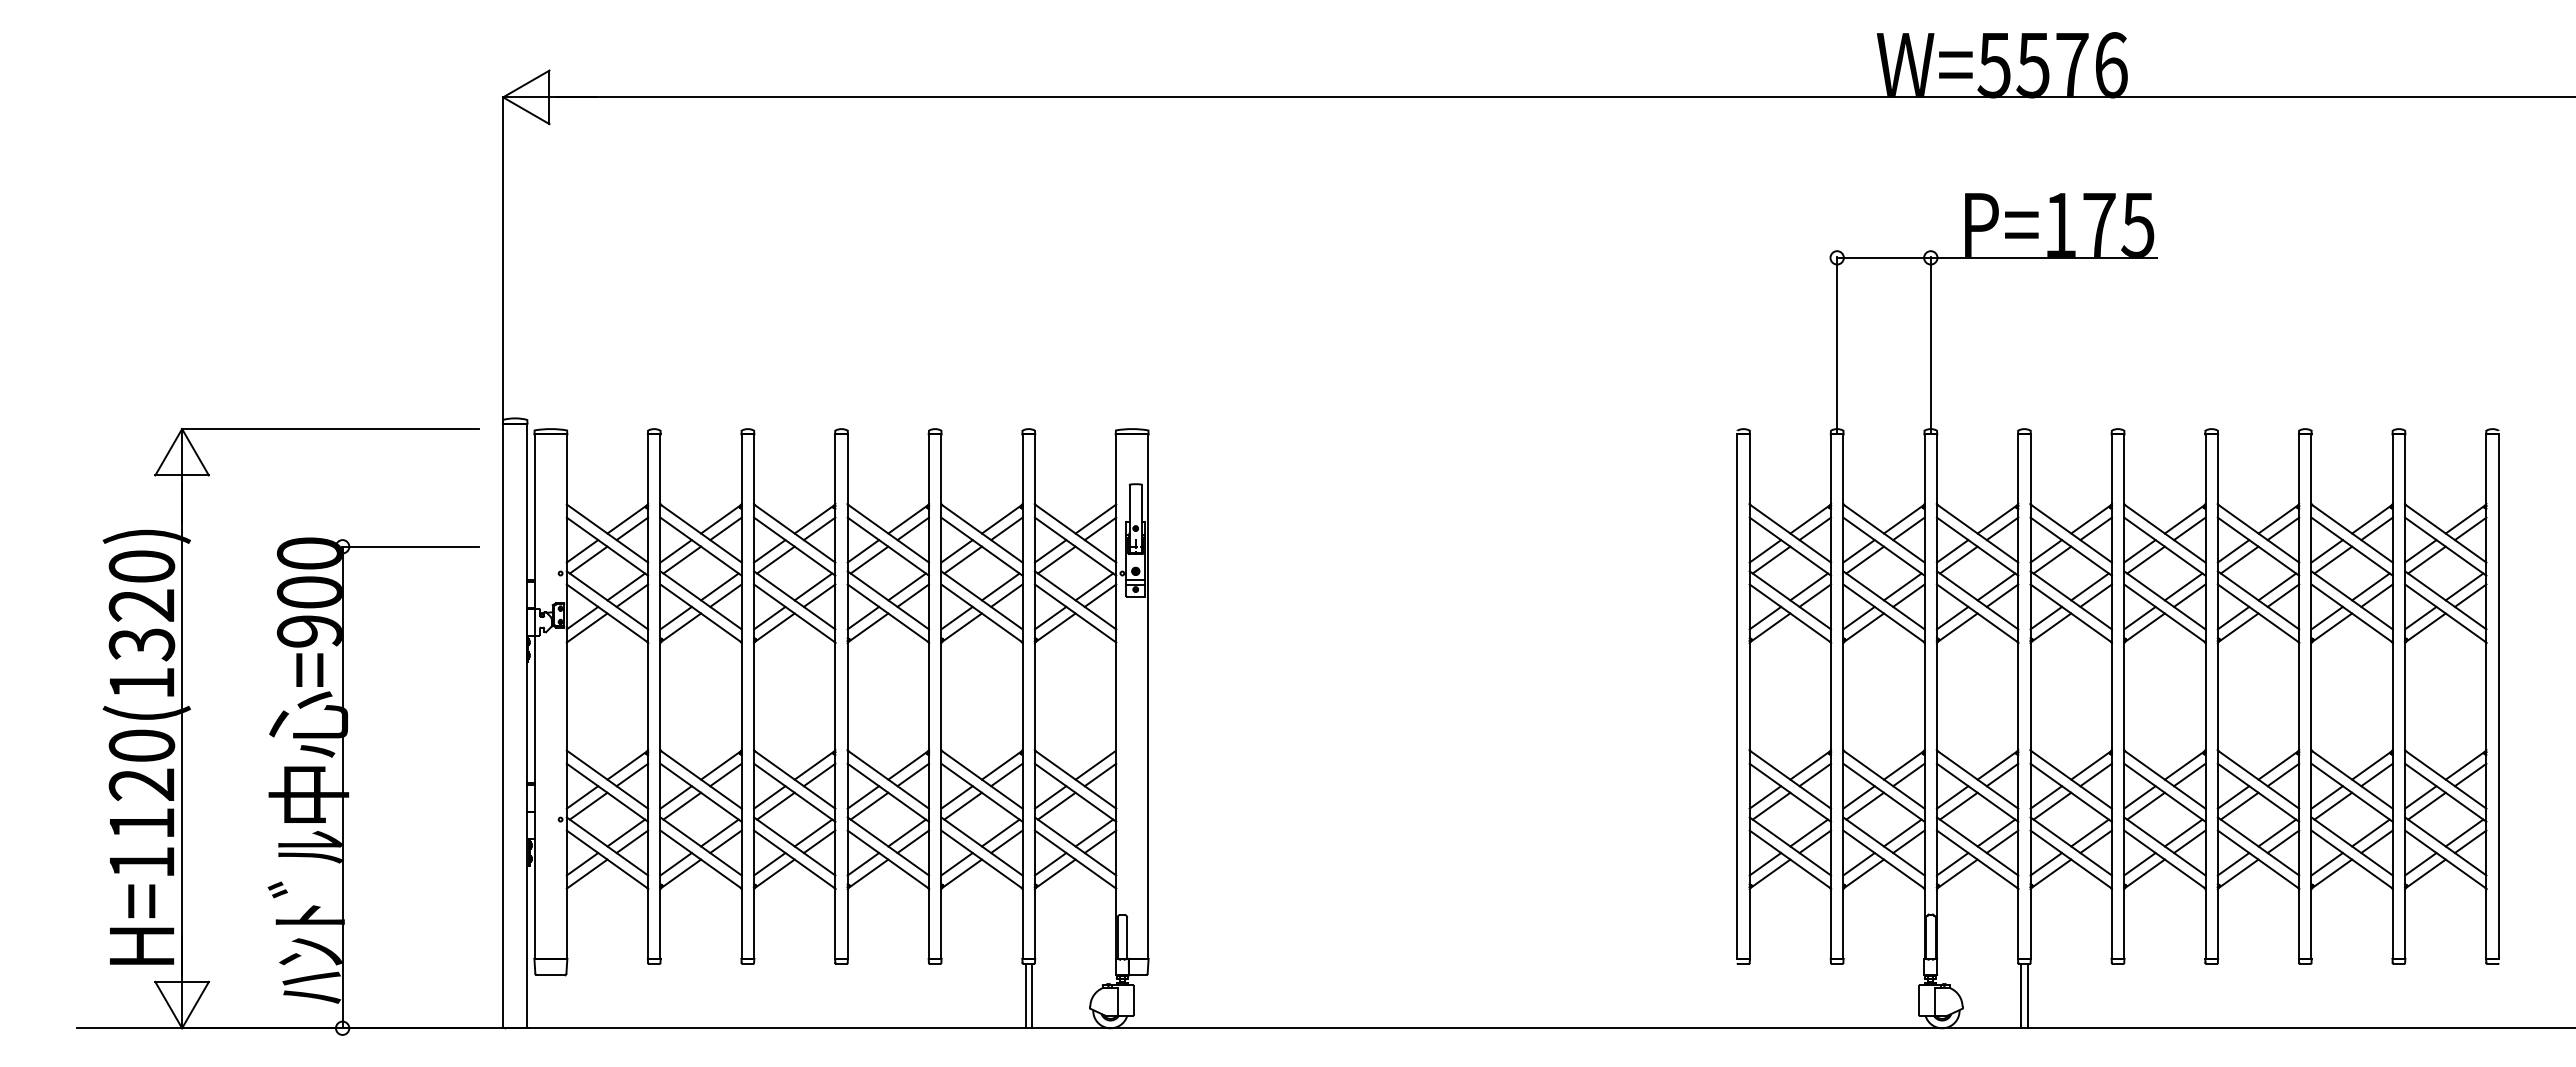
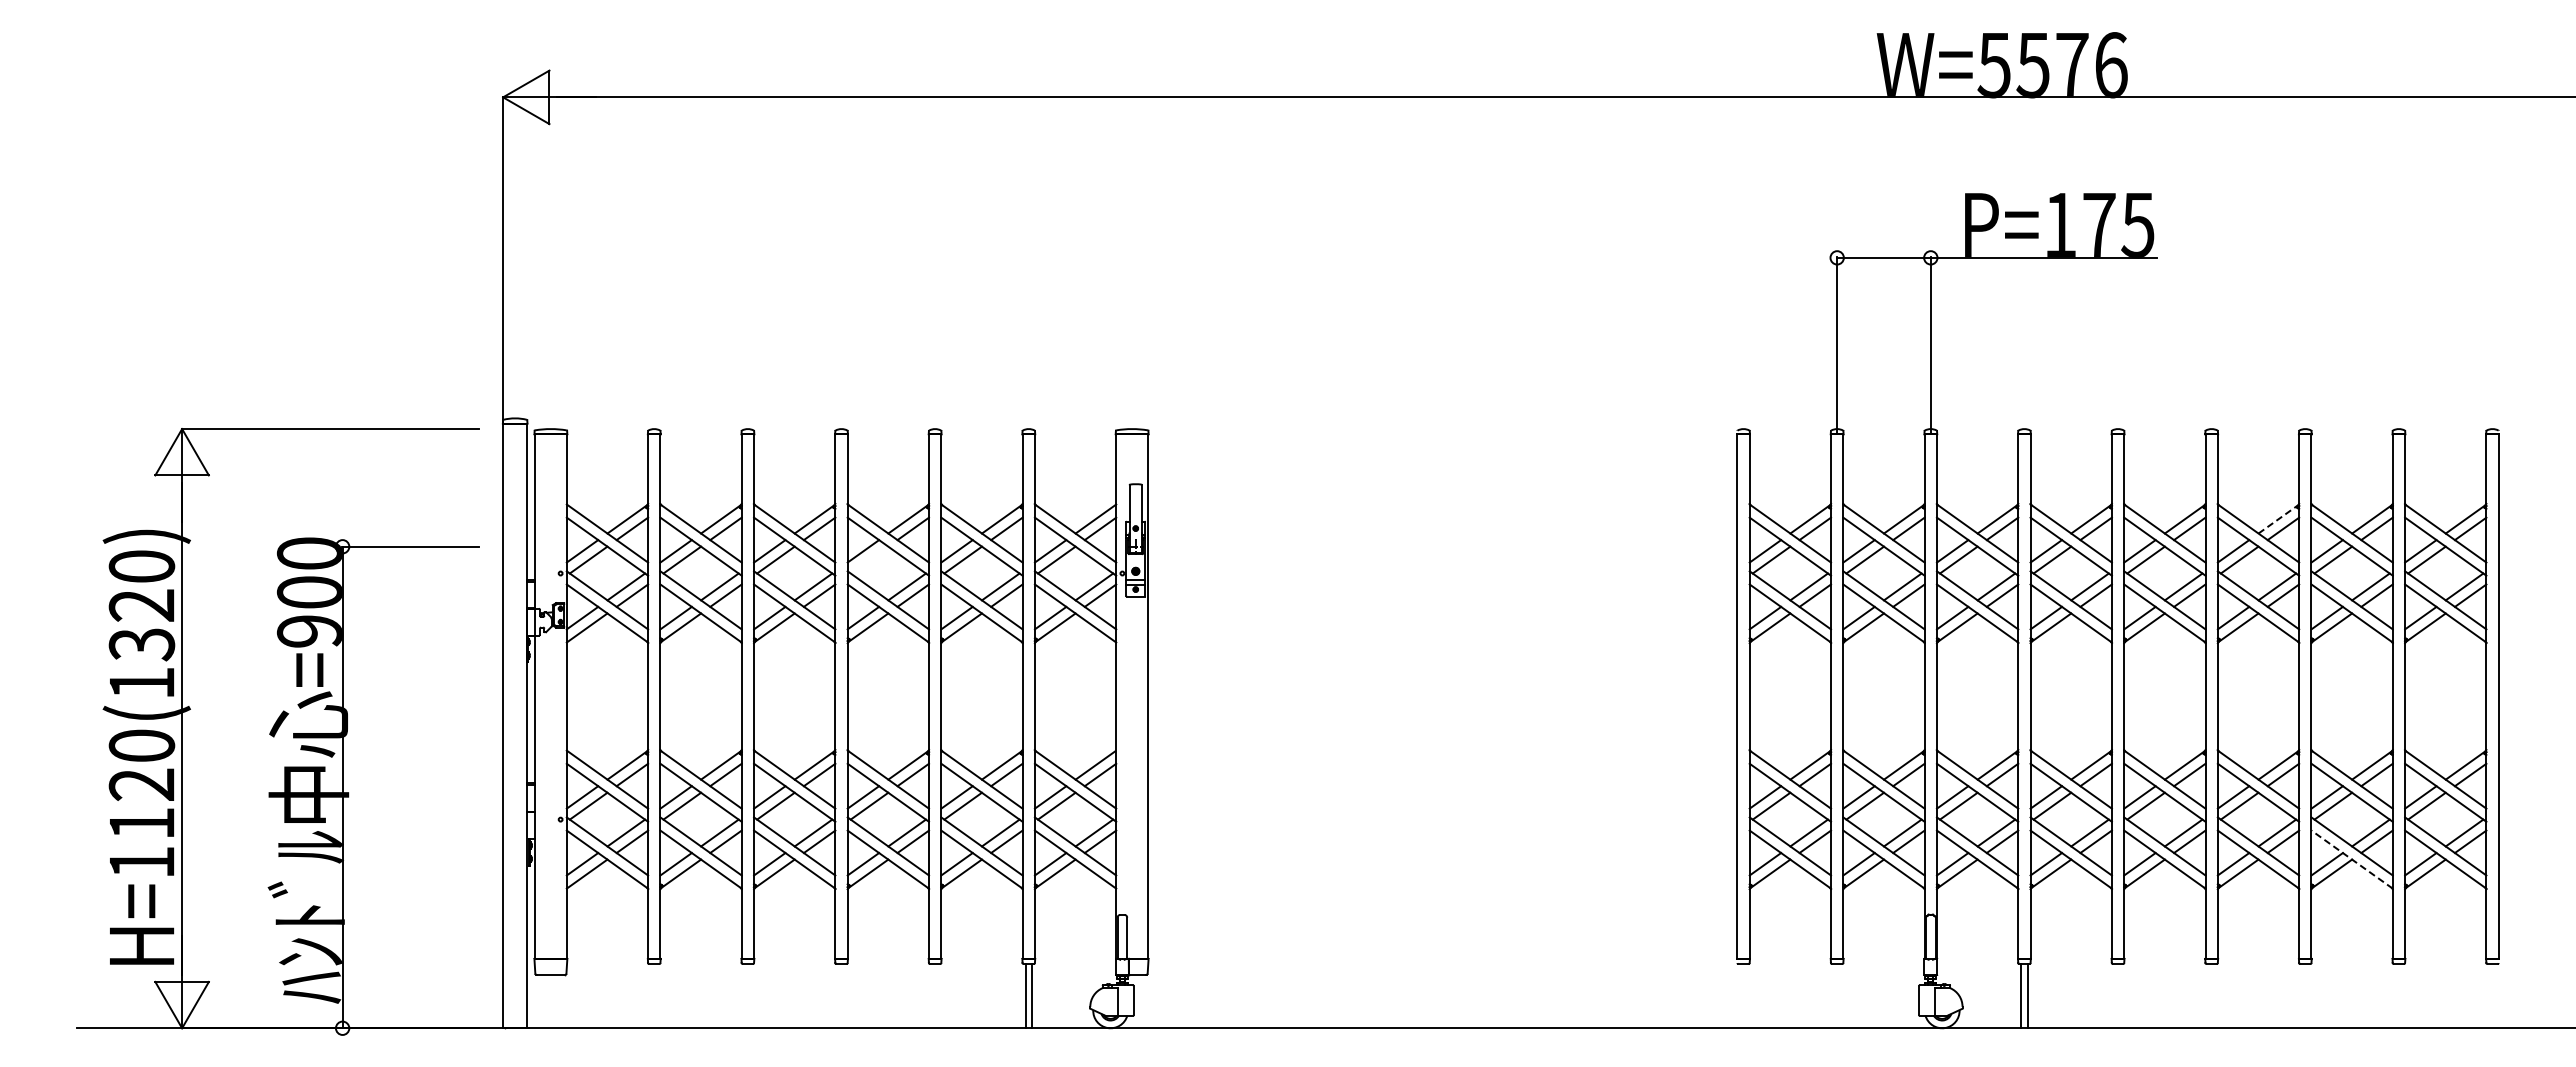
line: solid -> dashed (2278, 519)
line: present -> none (869, 559)
line: solid -> dashed (2352, 859)
